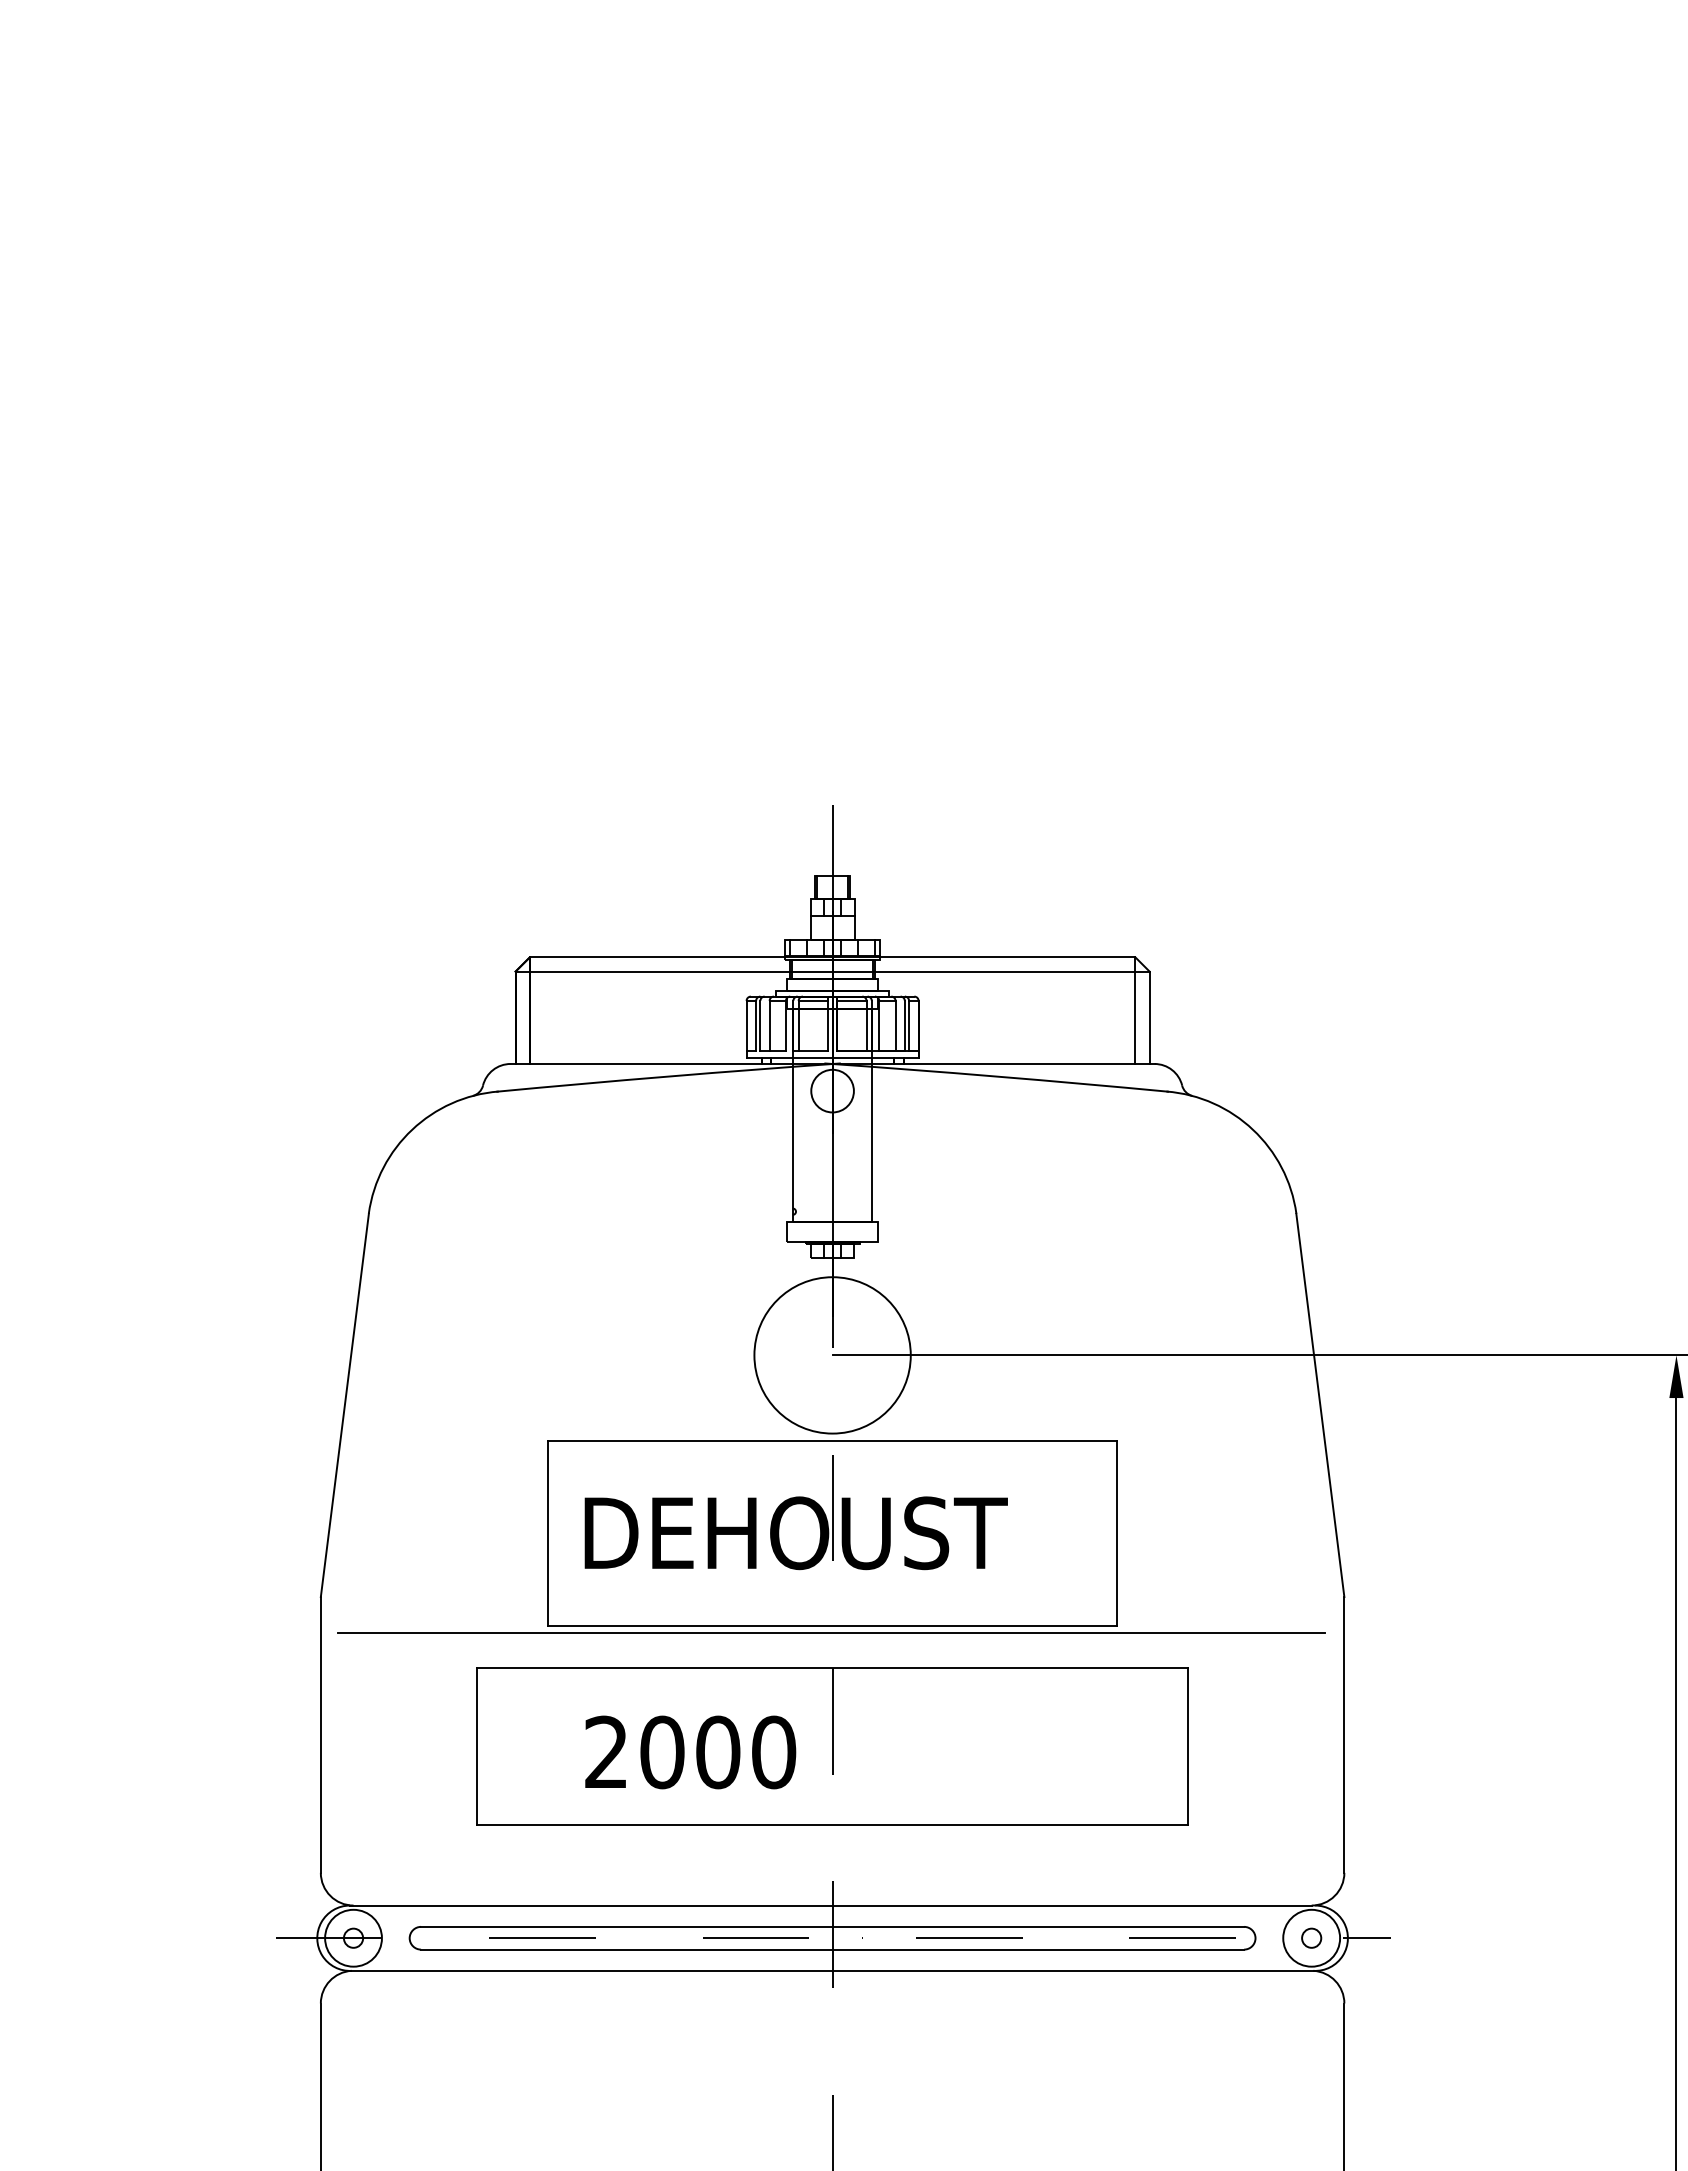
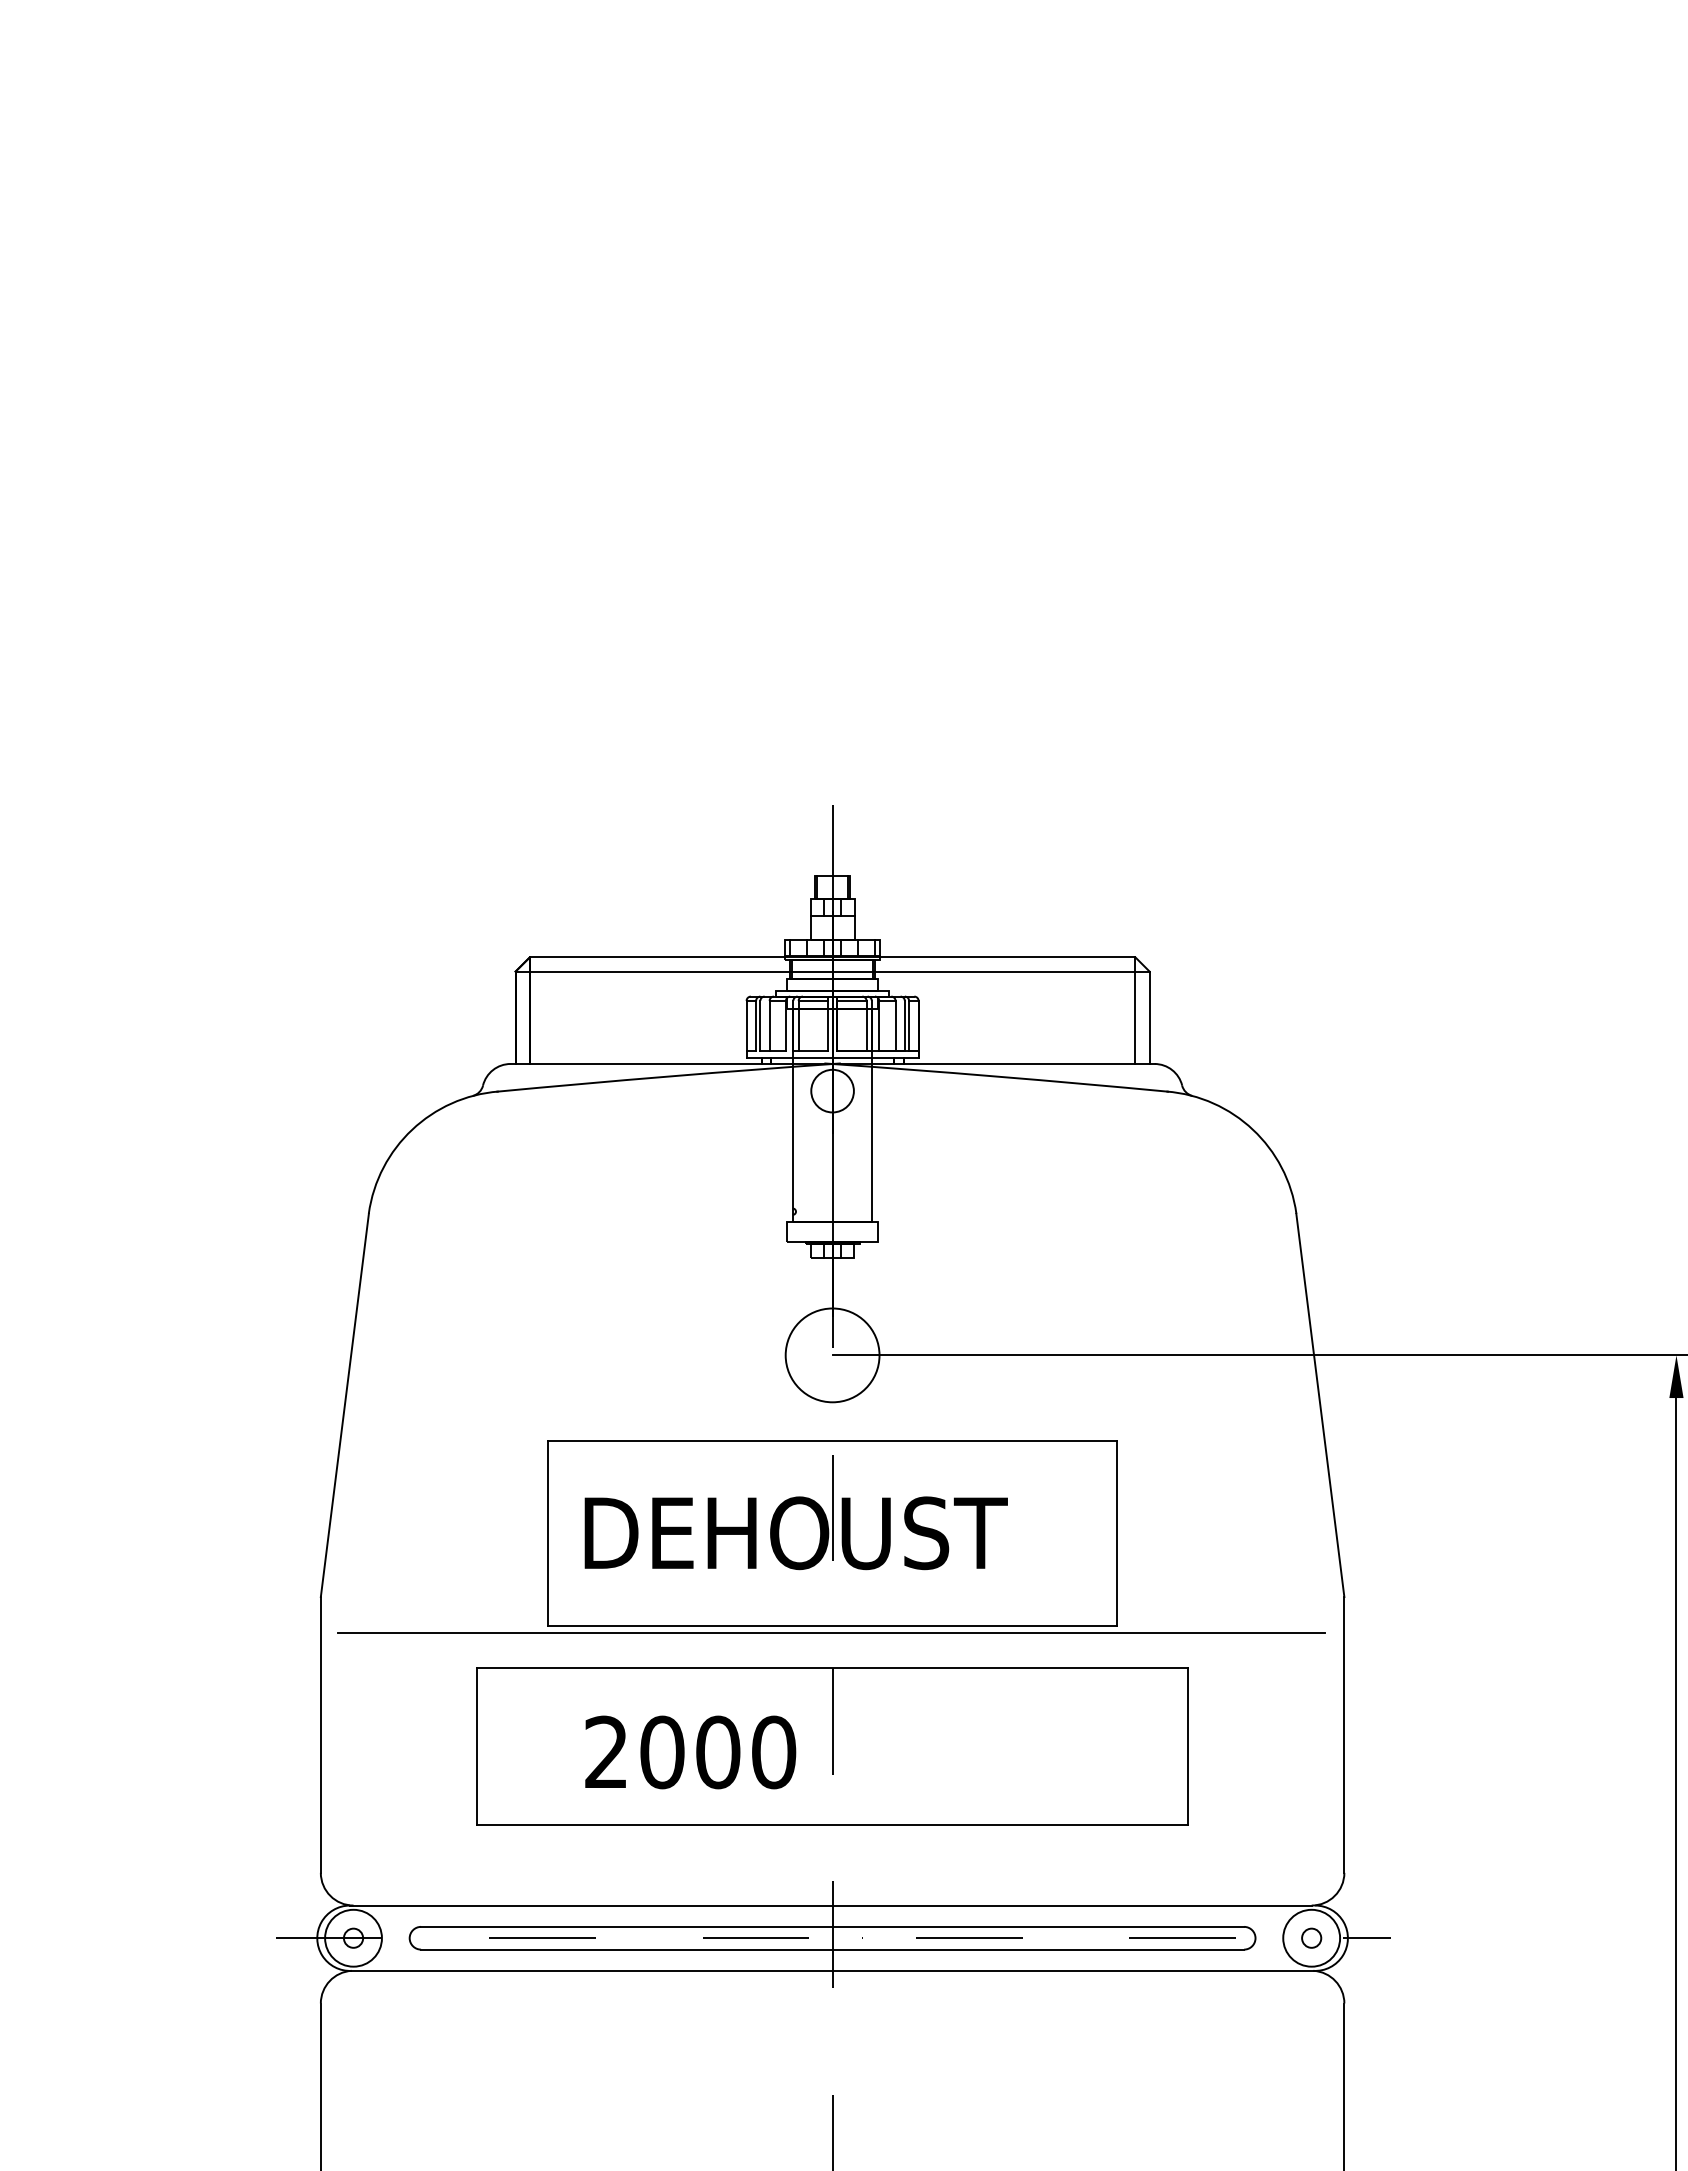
circle diameter: 156 px -> 94 px (832, 1355)
